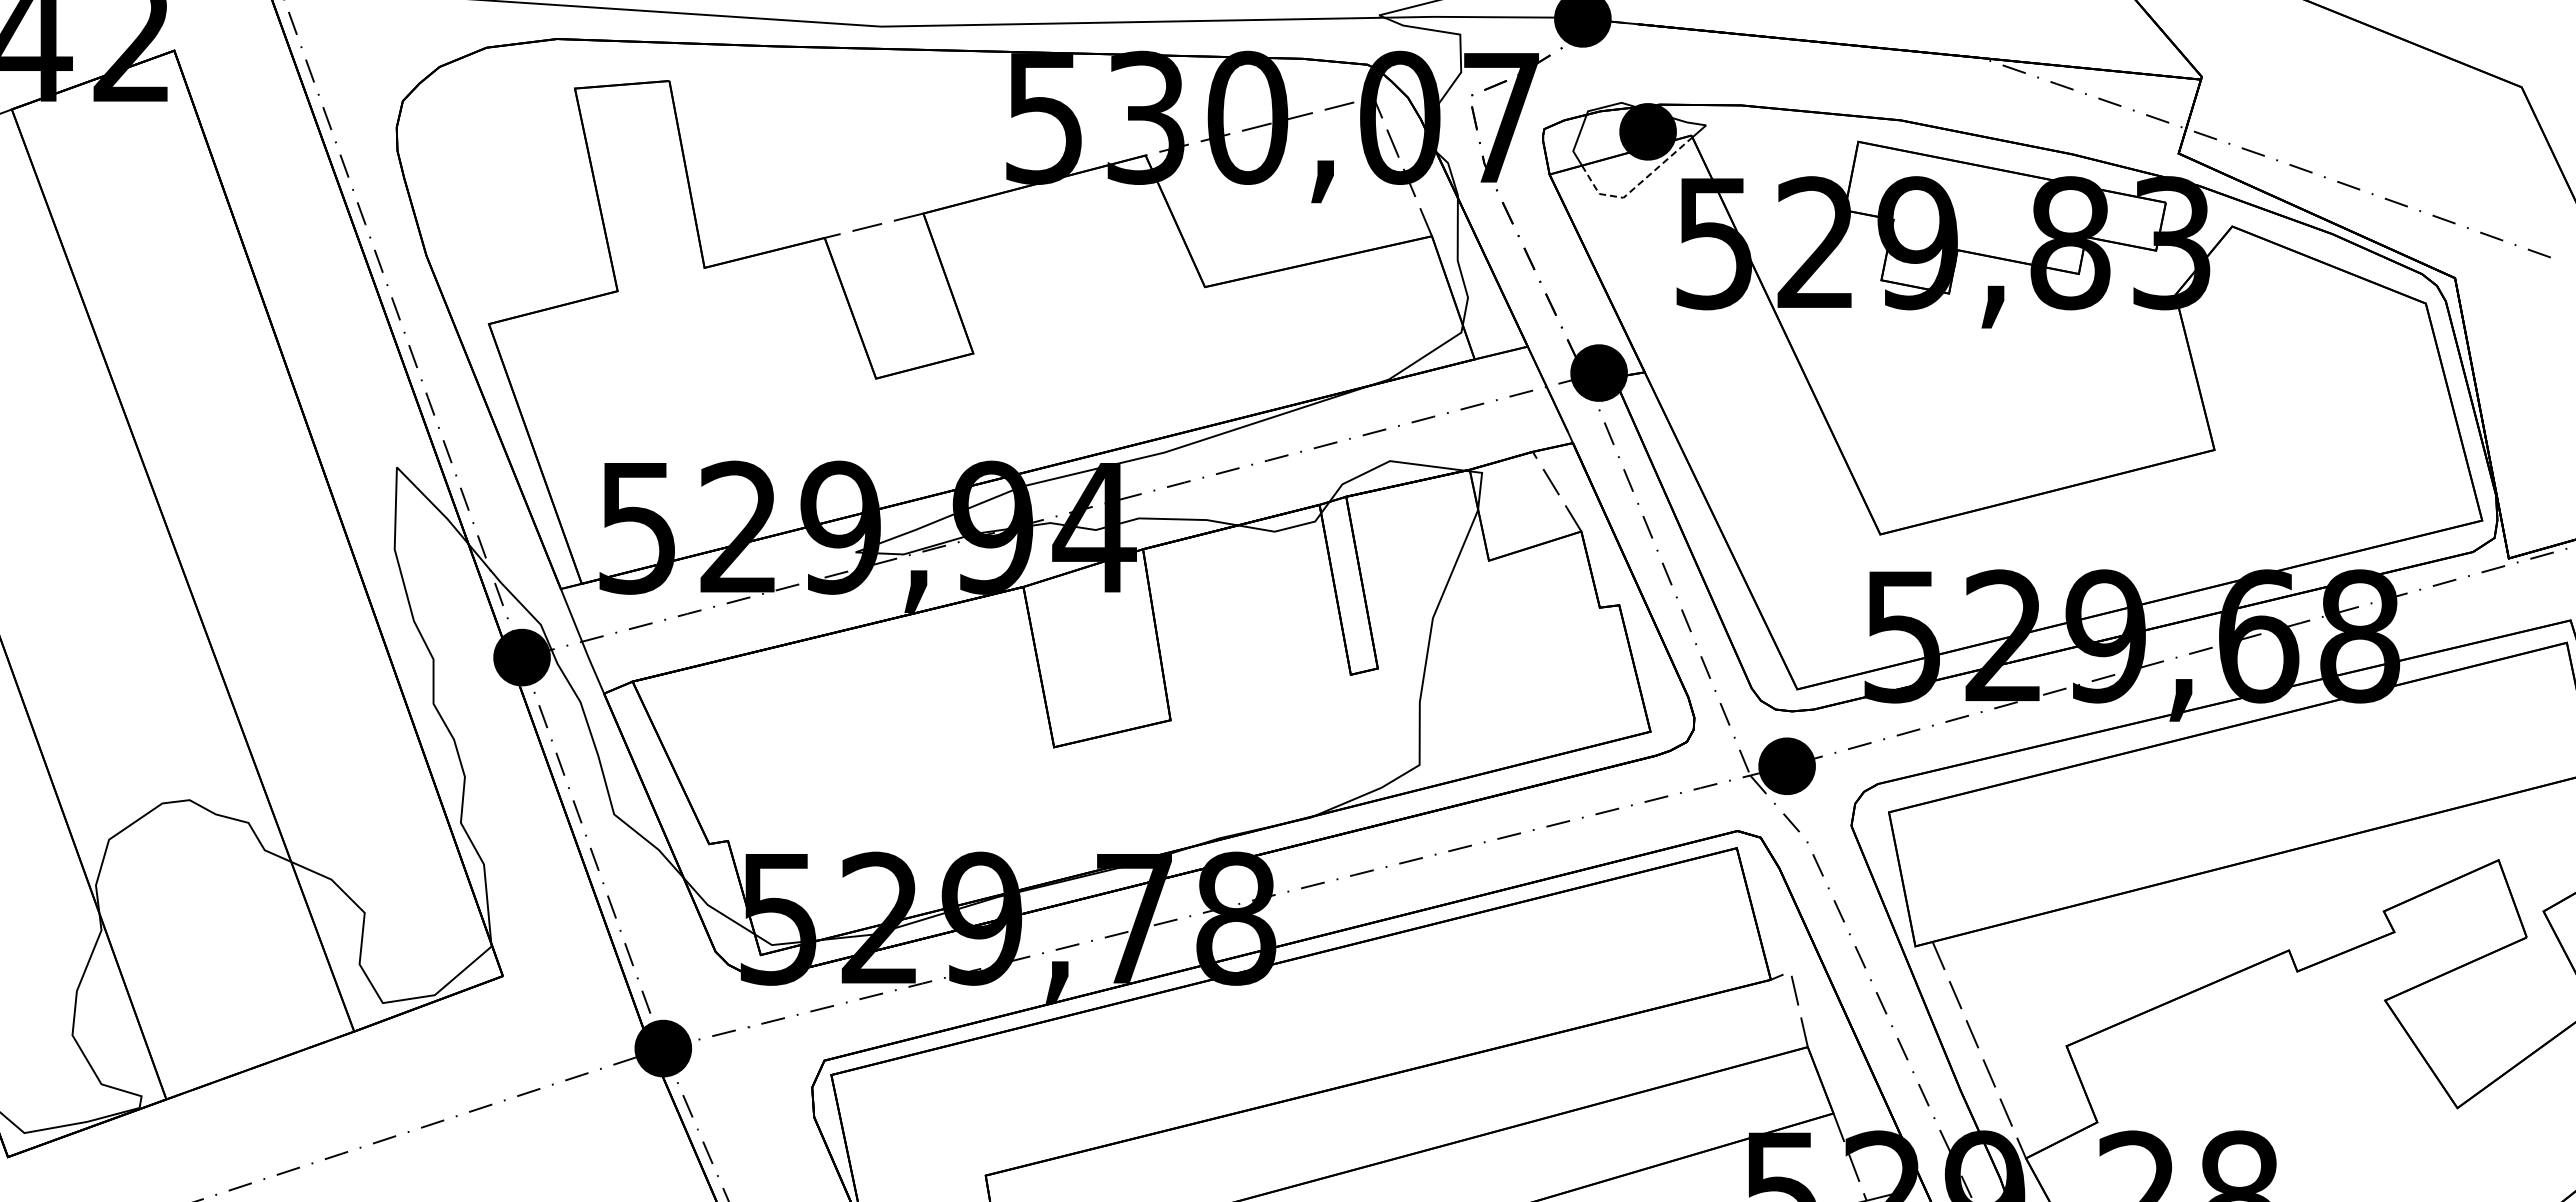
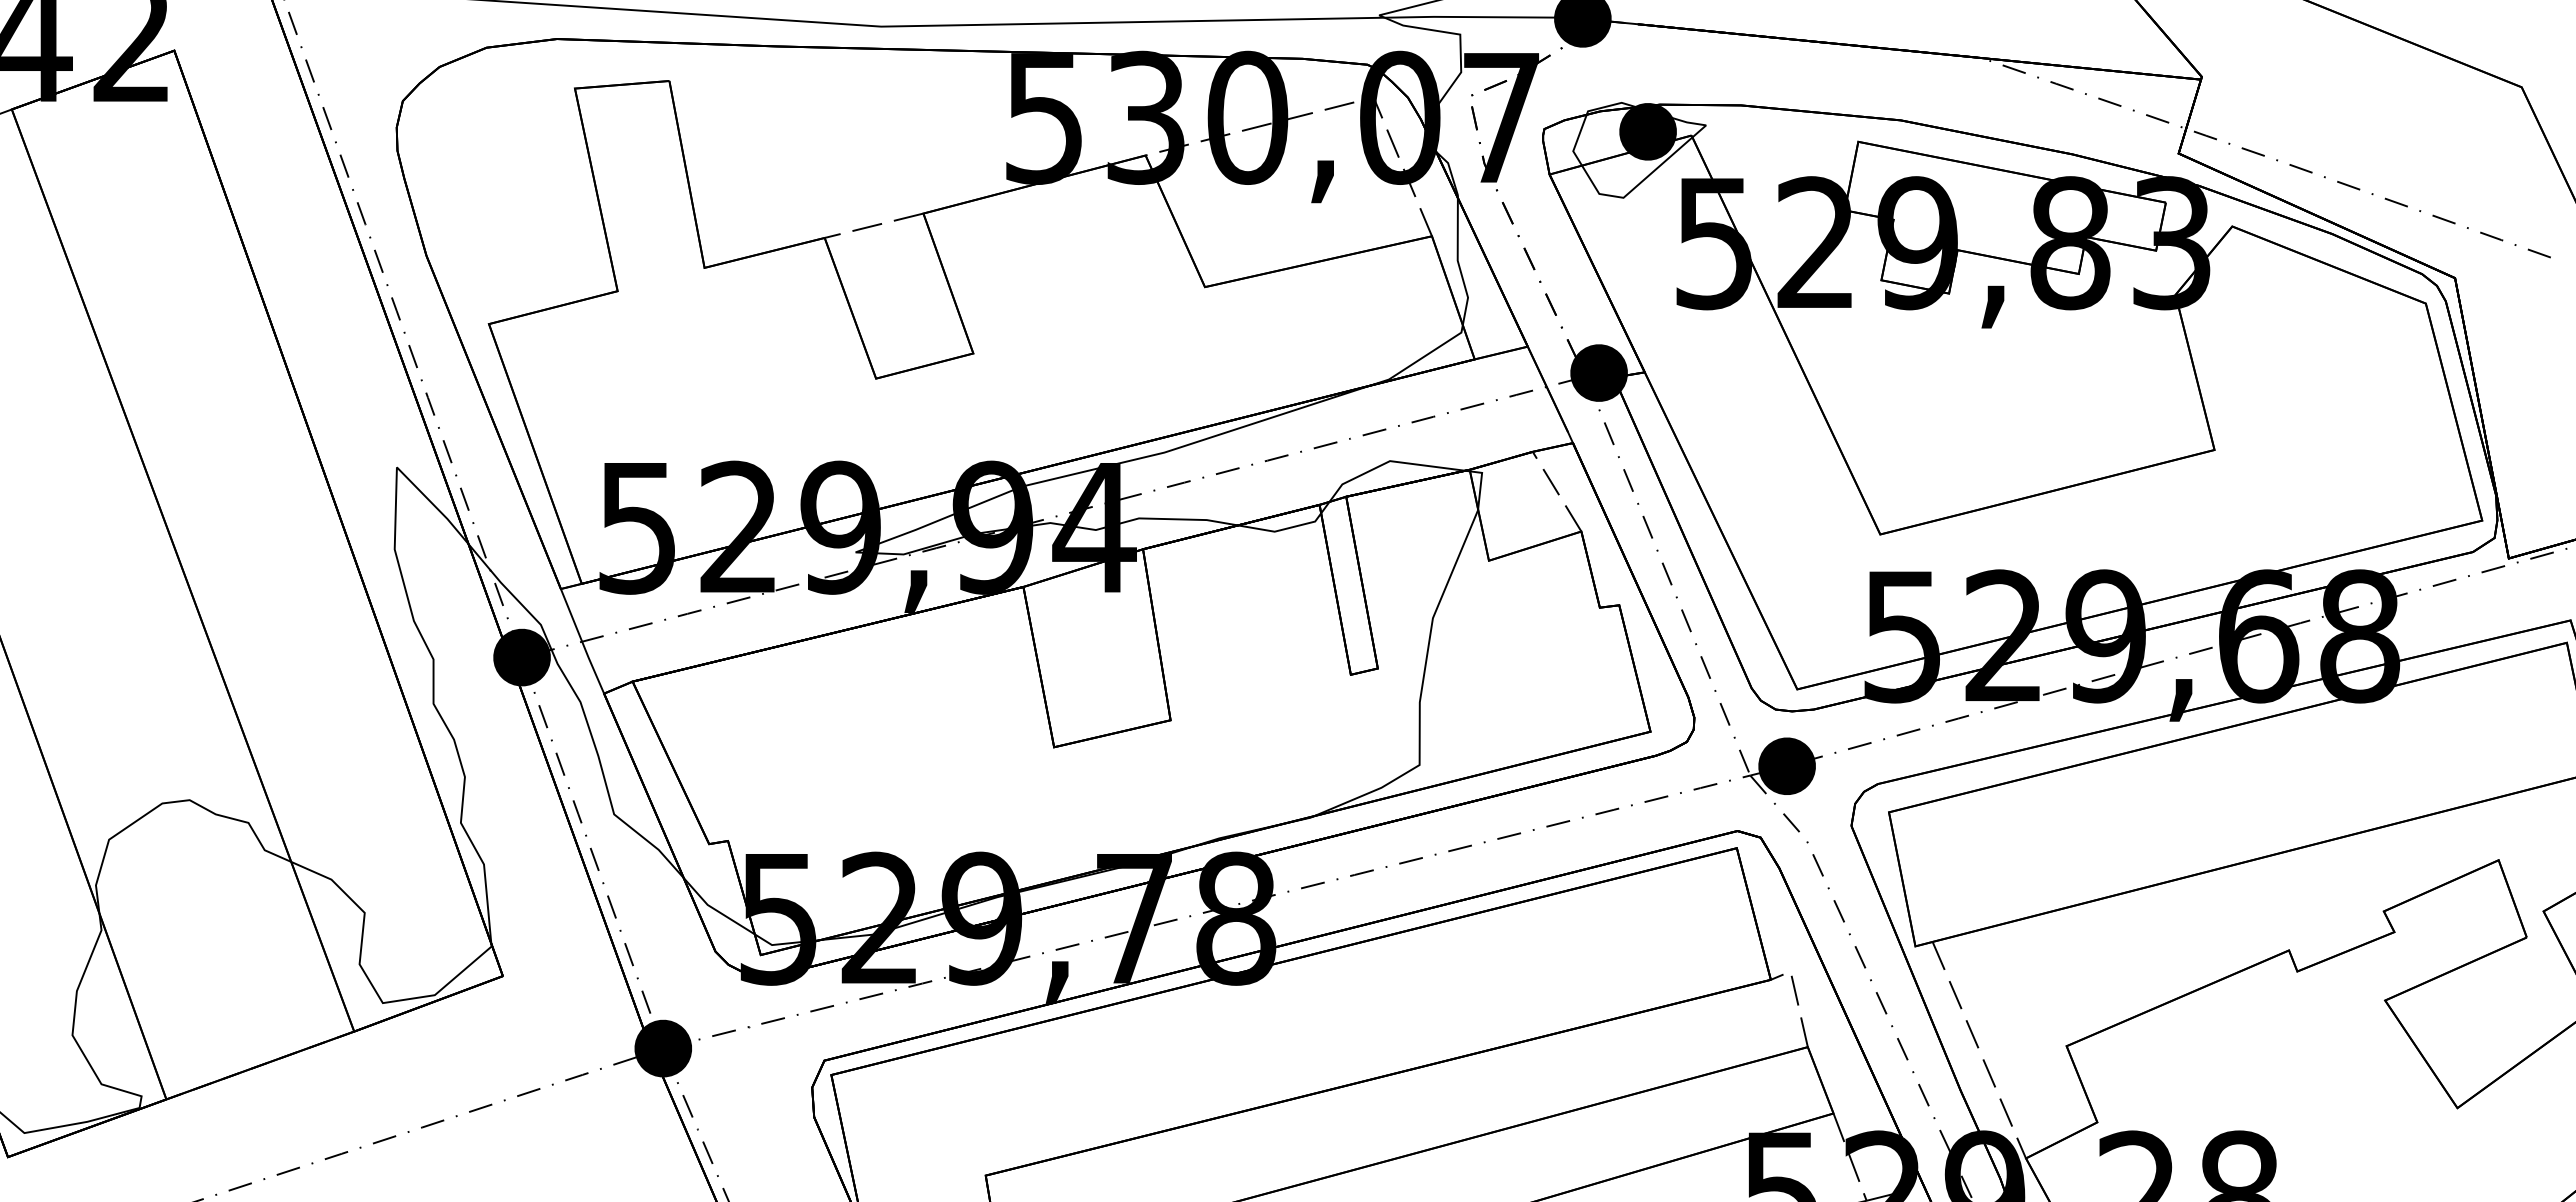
line: dashed -> solid (1635, 187)
